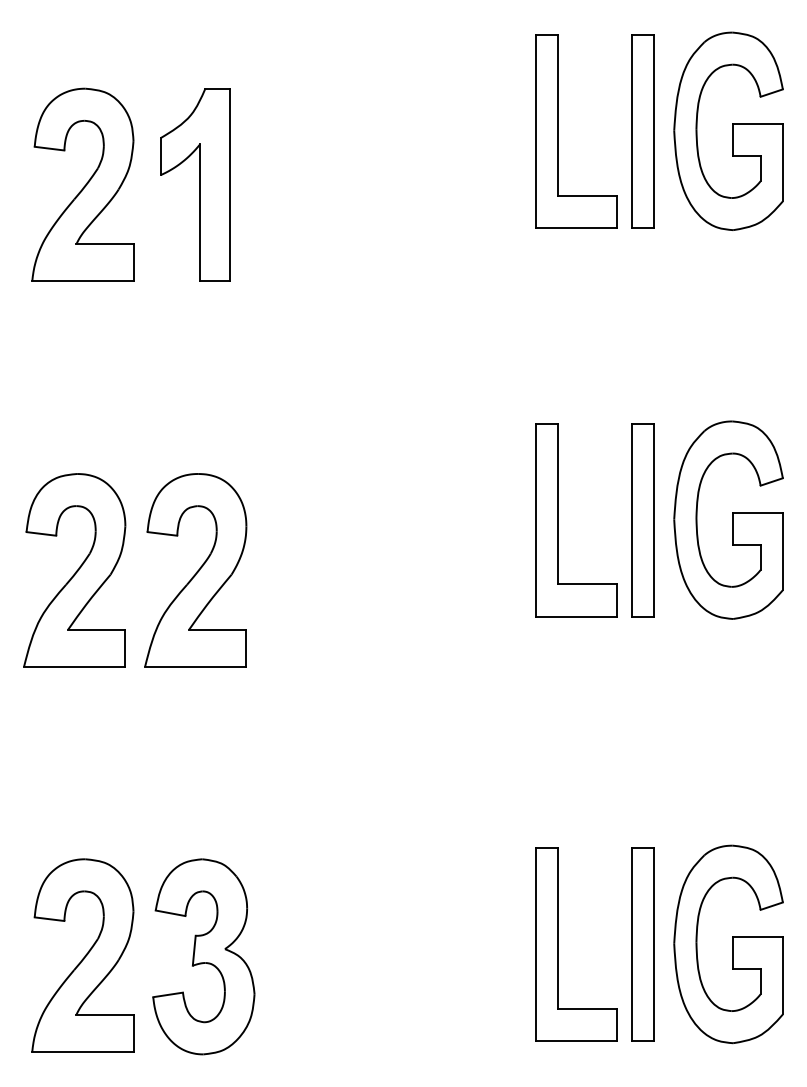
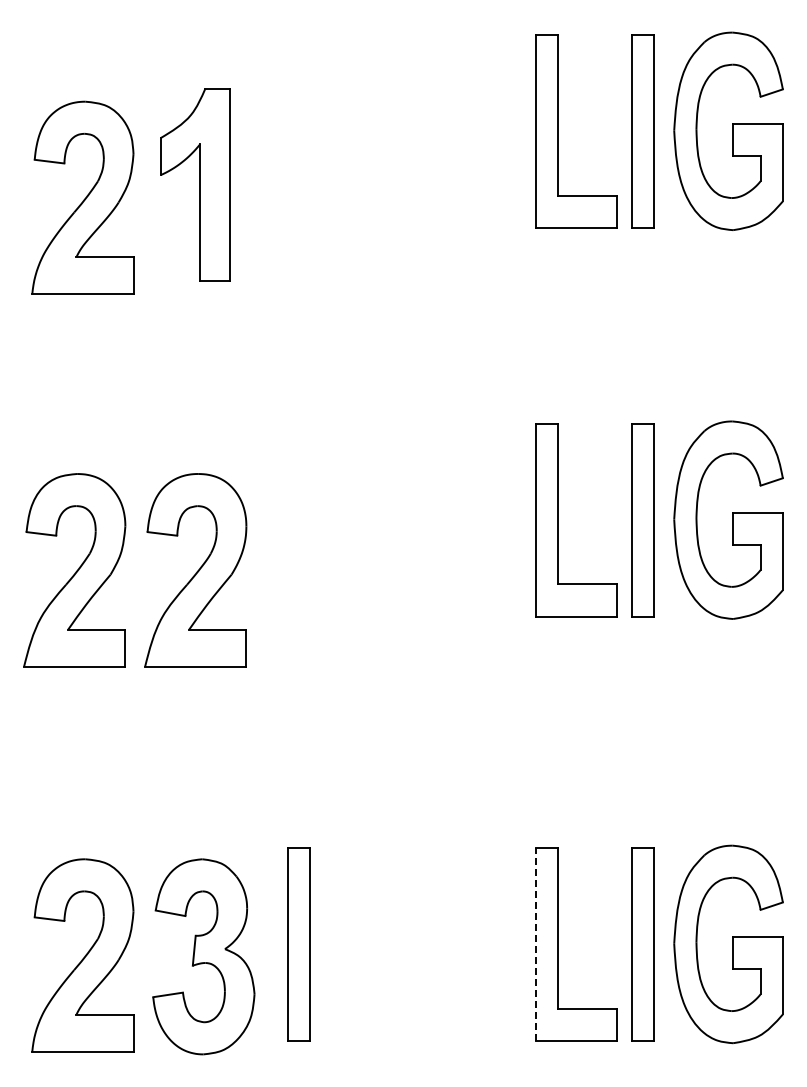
part position: (82, 184) -> (82, 197) (82, 197)
line: solid -> dashed (535, 943)
part: none -> present (298, 944)
